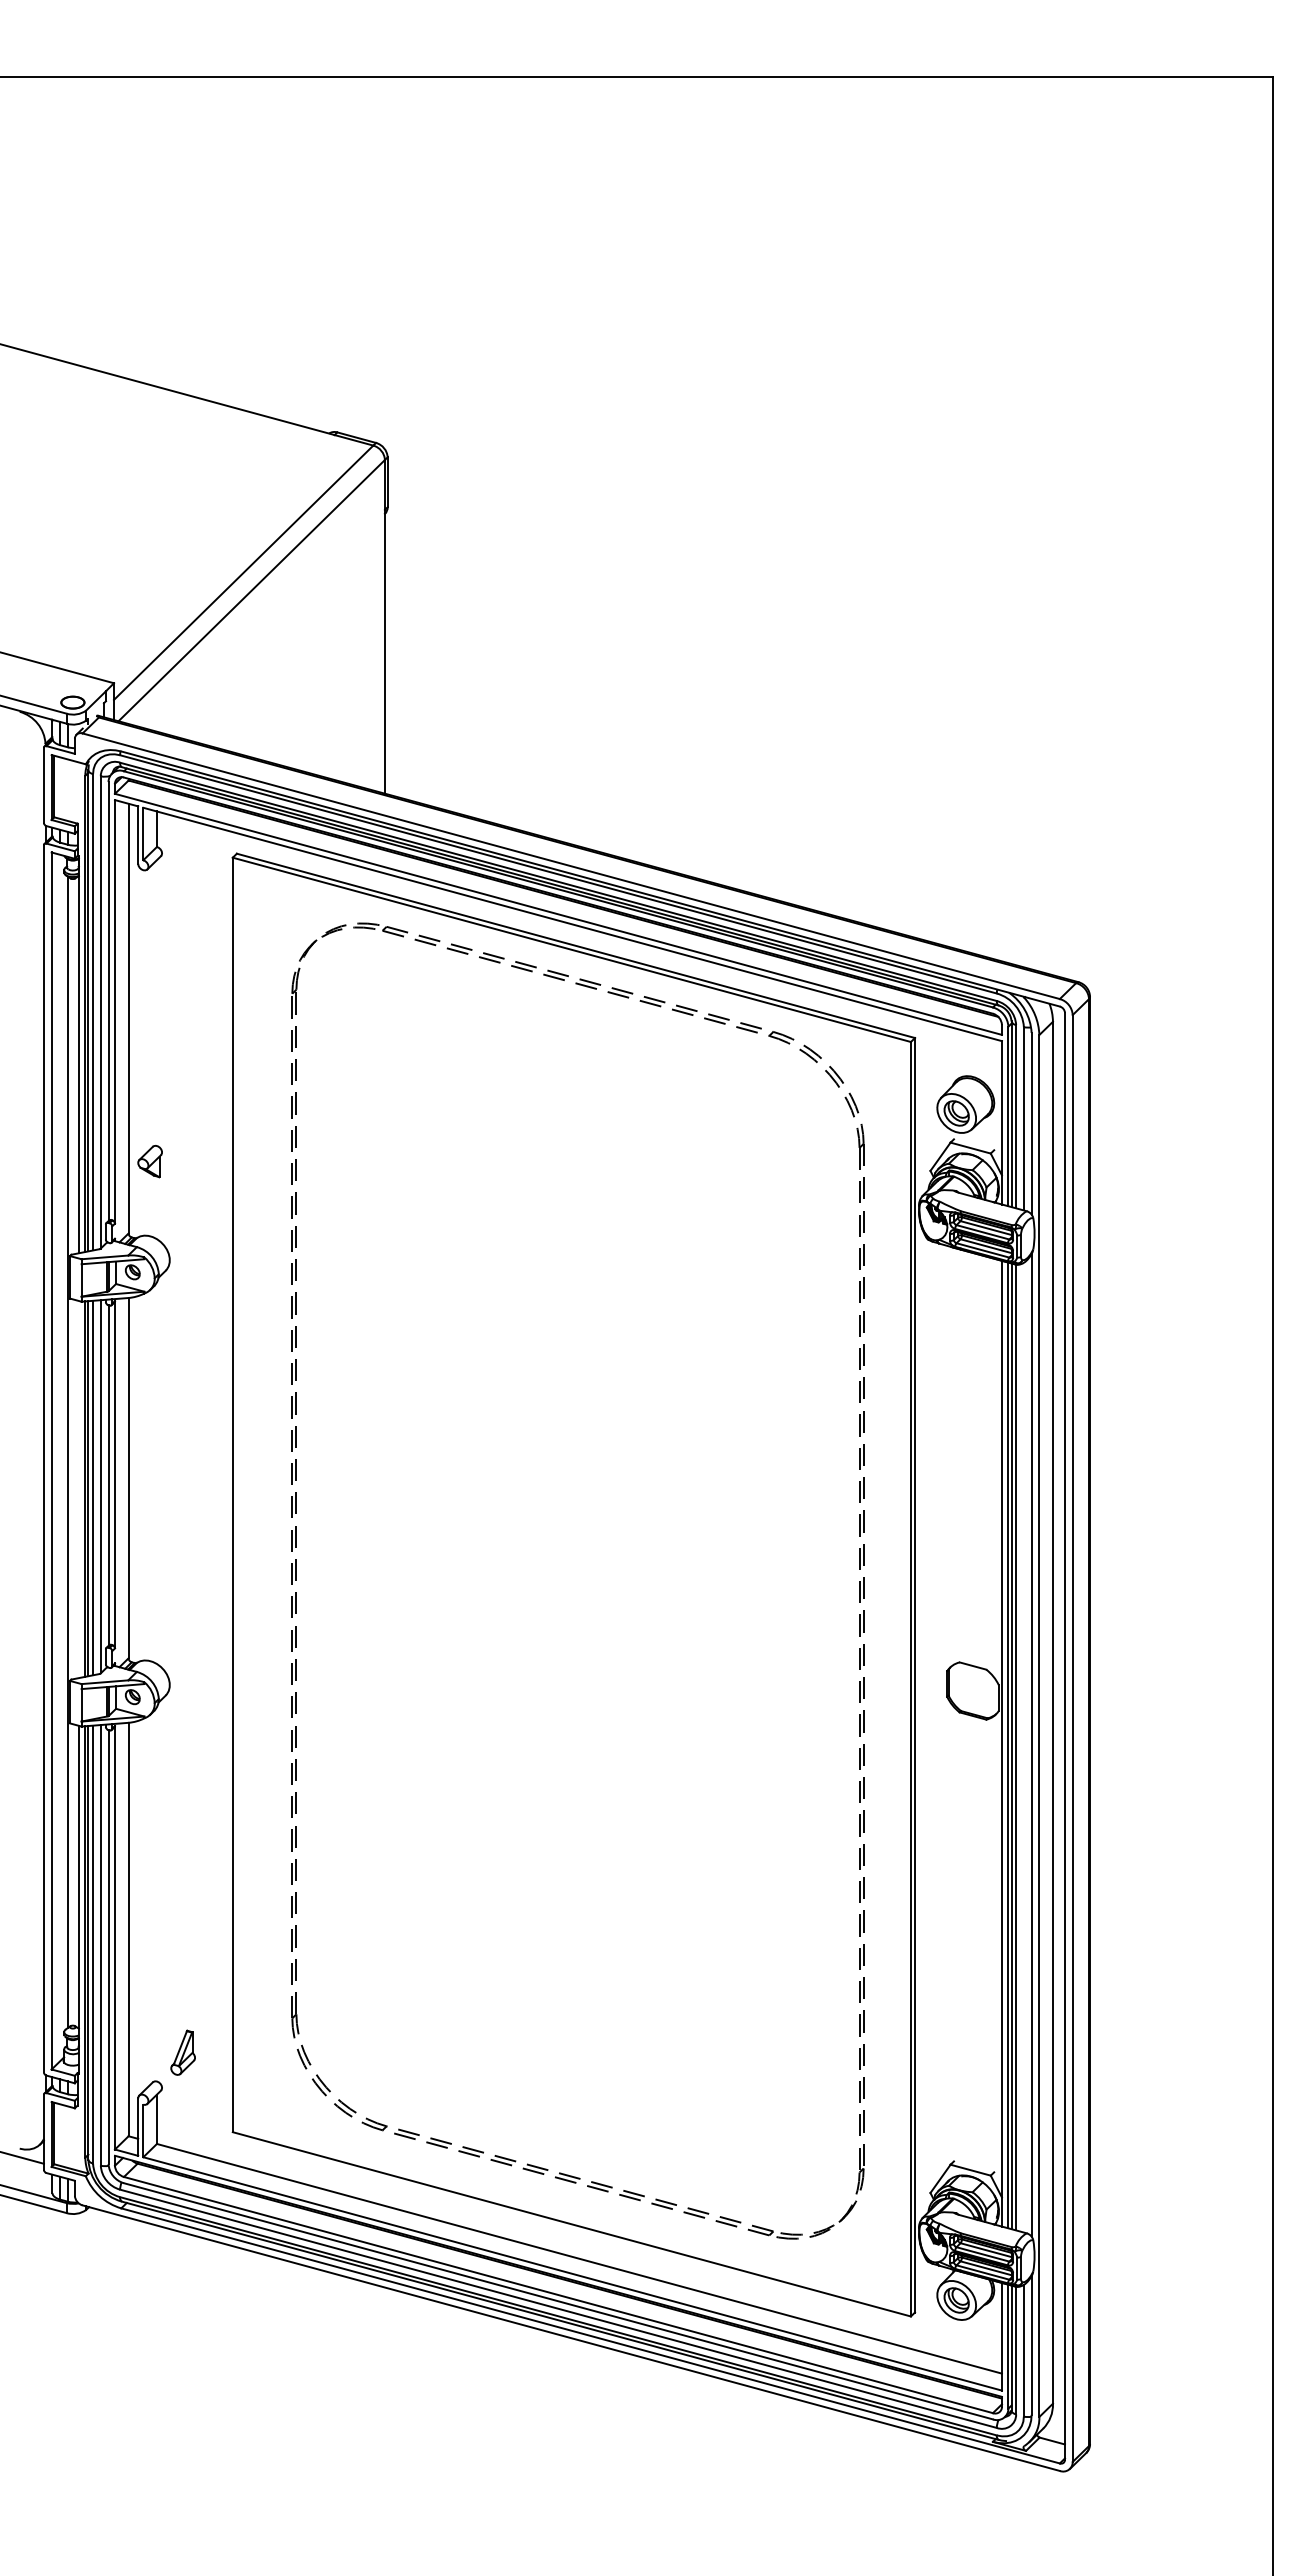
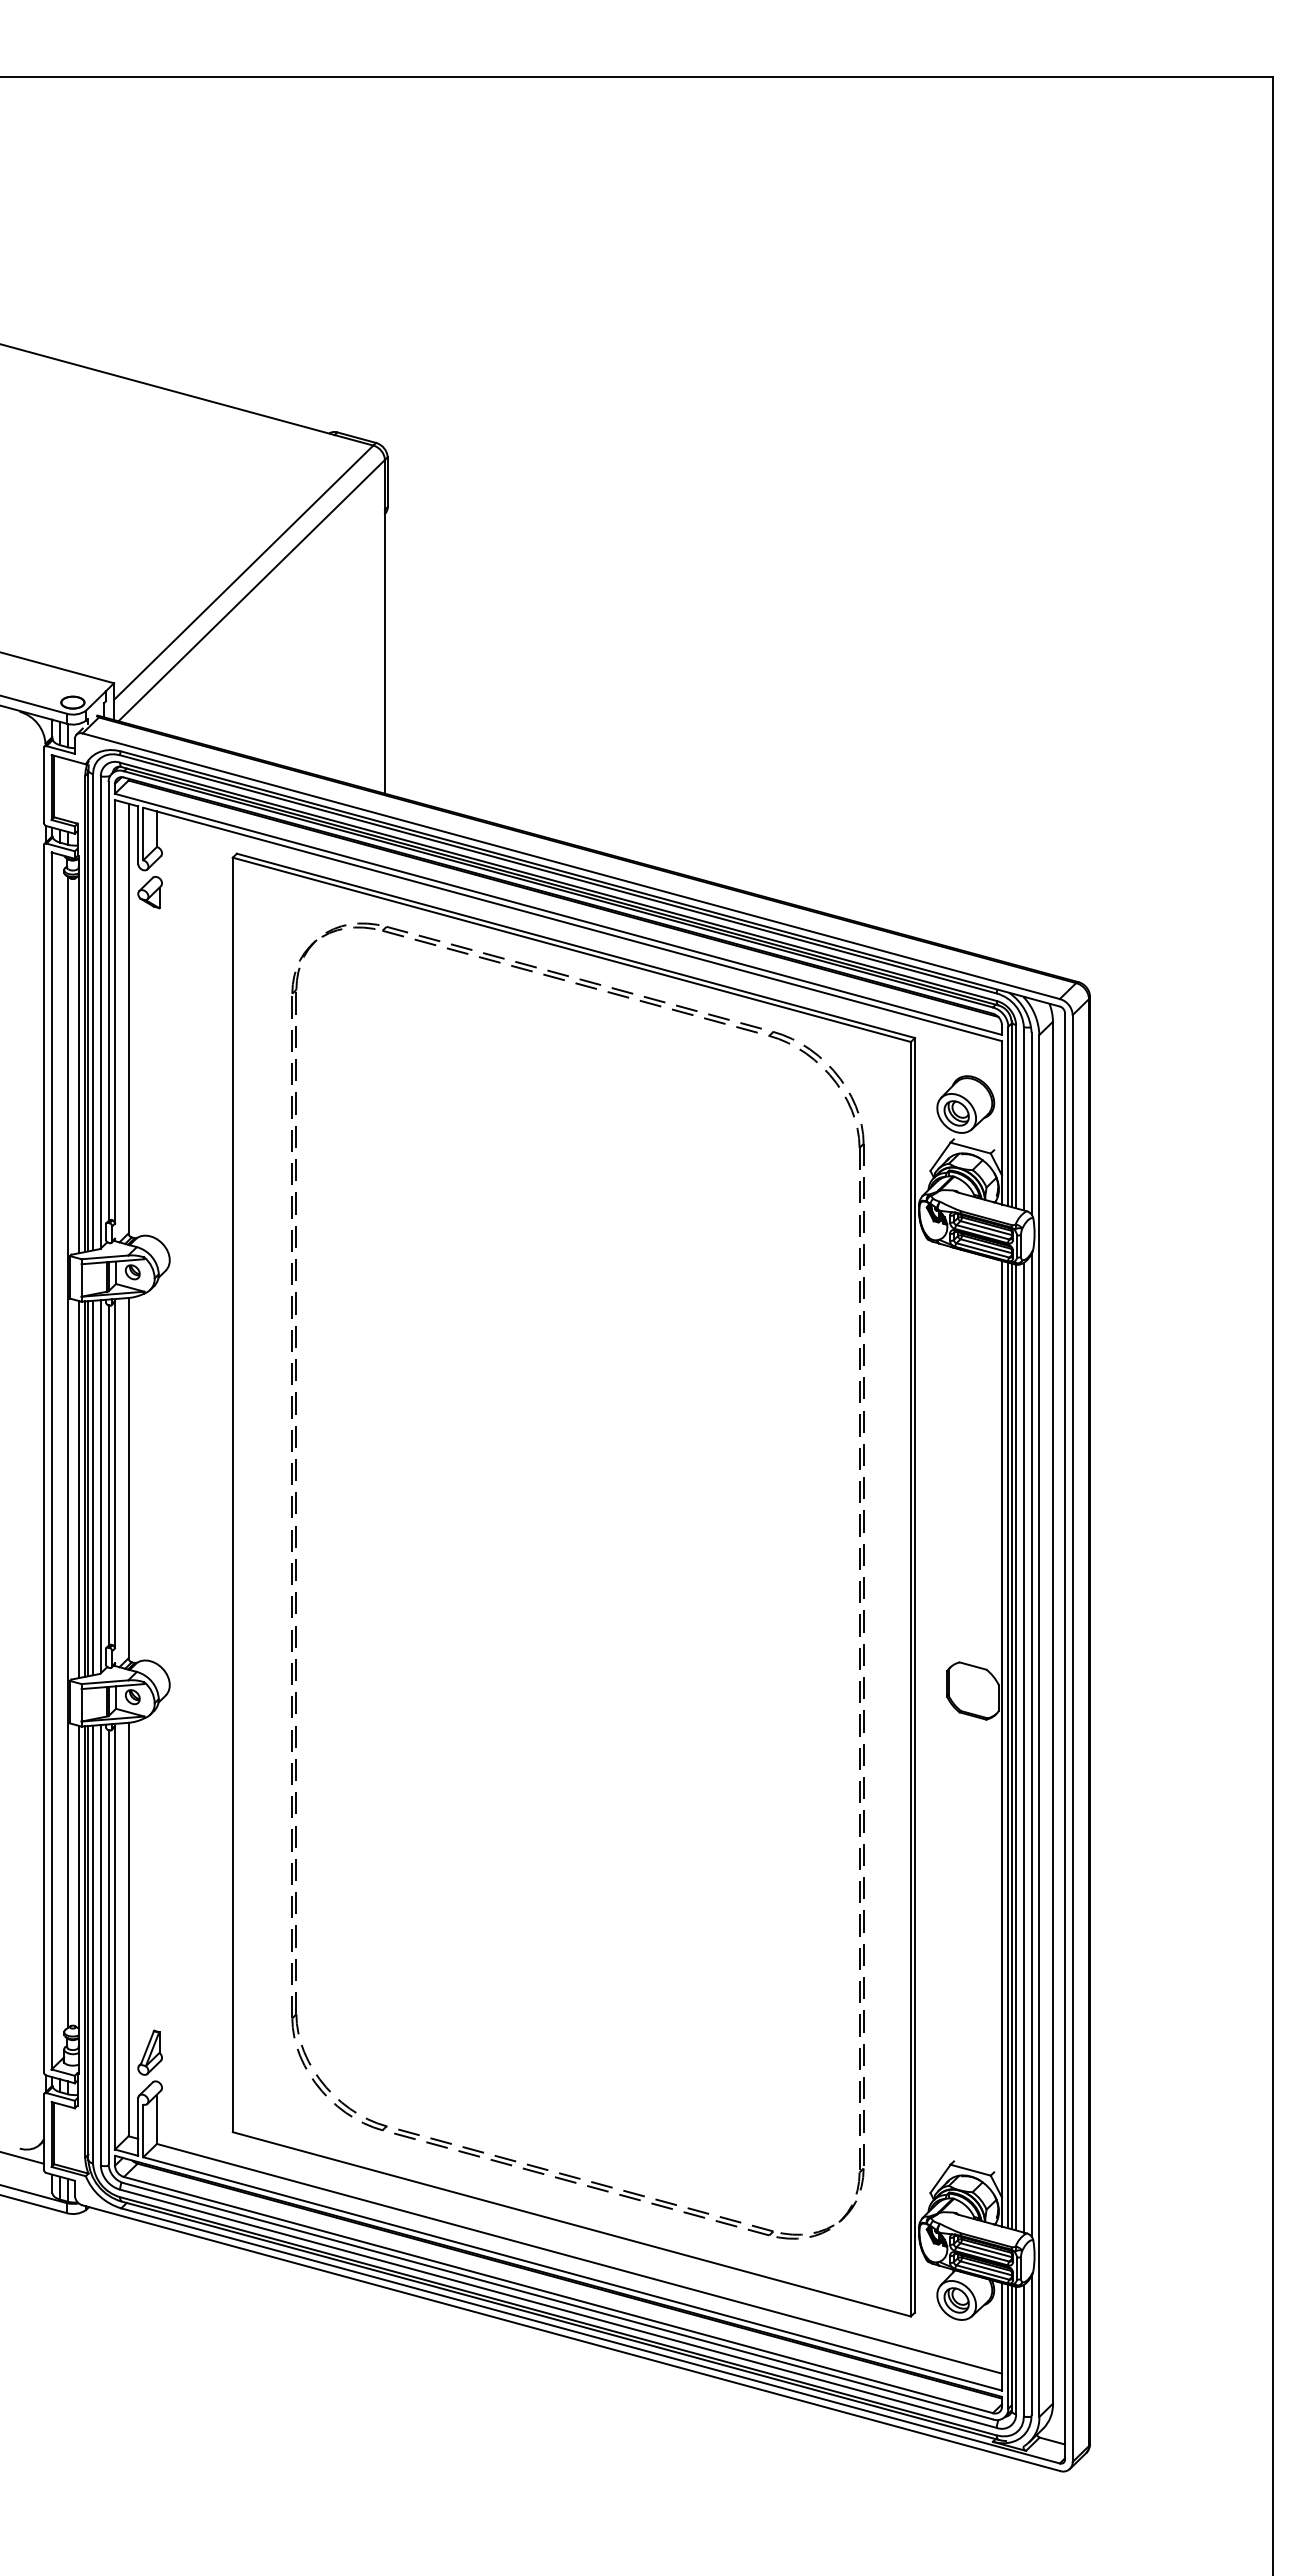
part position: (149, 1161) -> (149, 892) (149, 892)
line: none -> present (78, 1489)
line: none -> present (1023, 1747)
part position: (182, 2052) -> (149, 2052) (149, 2052)
